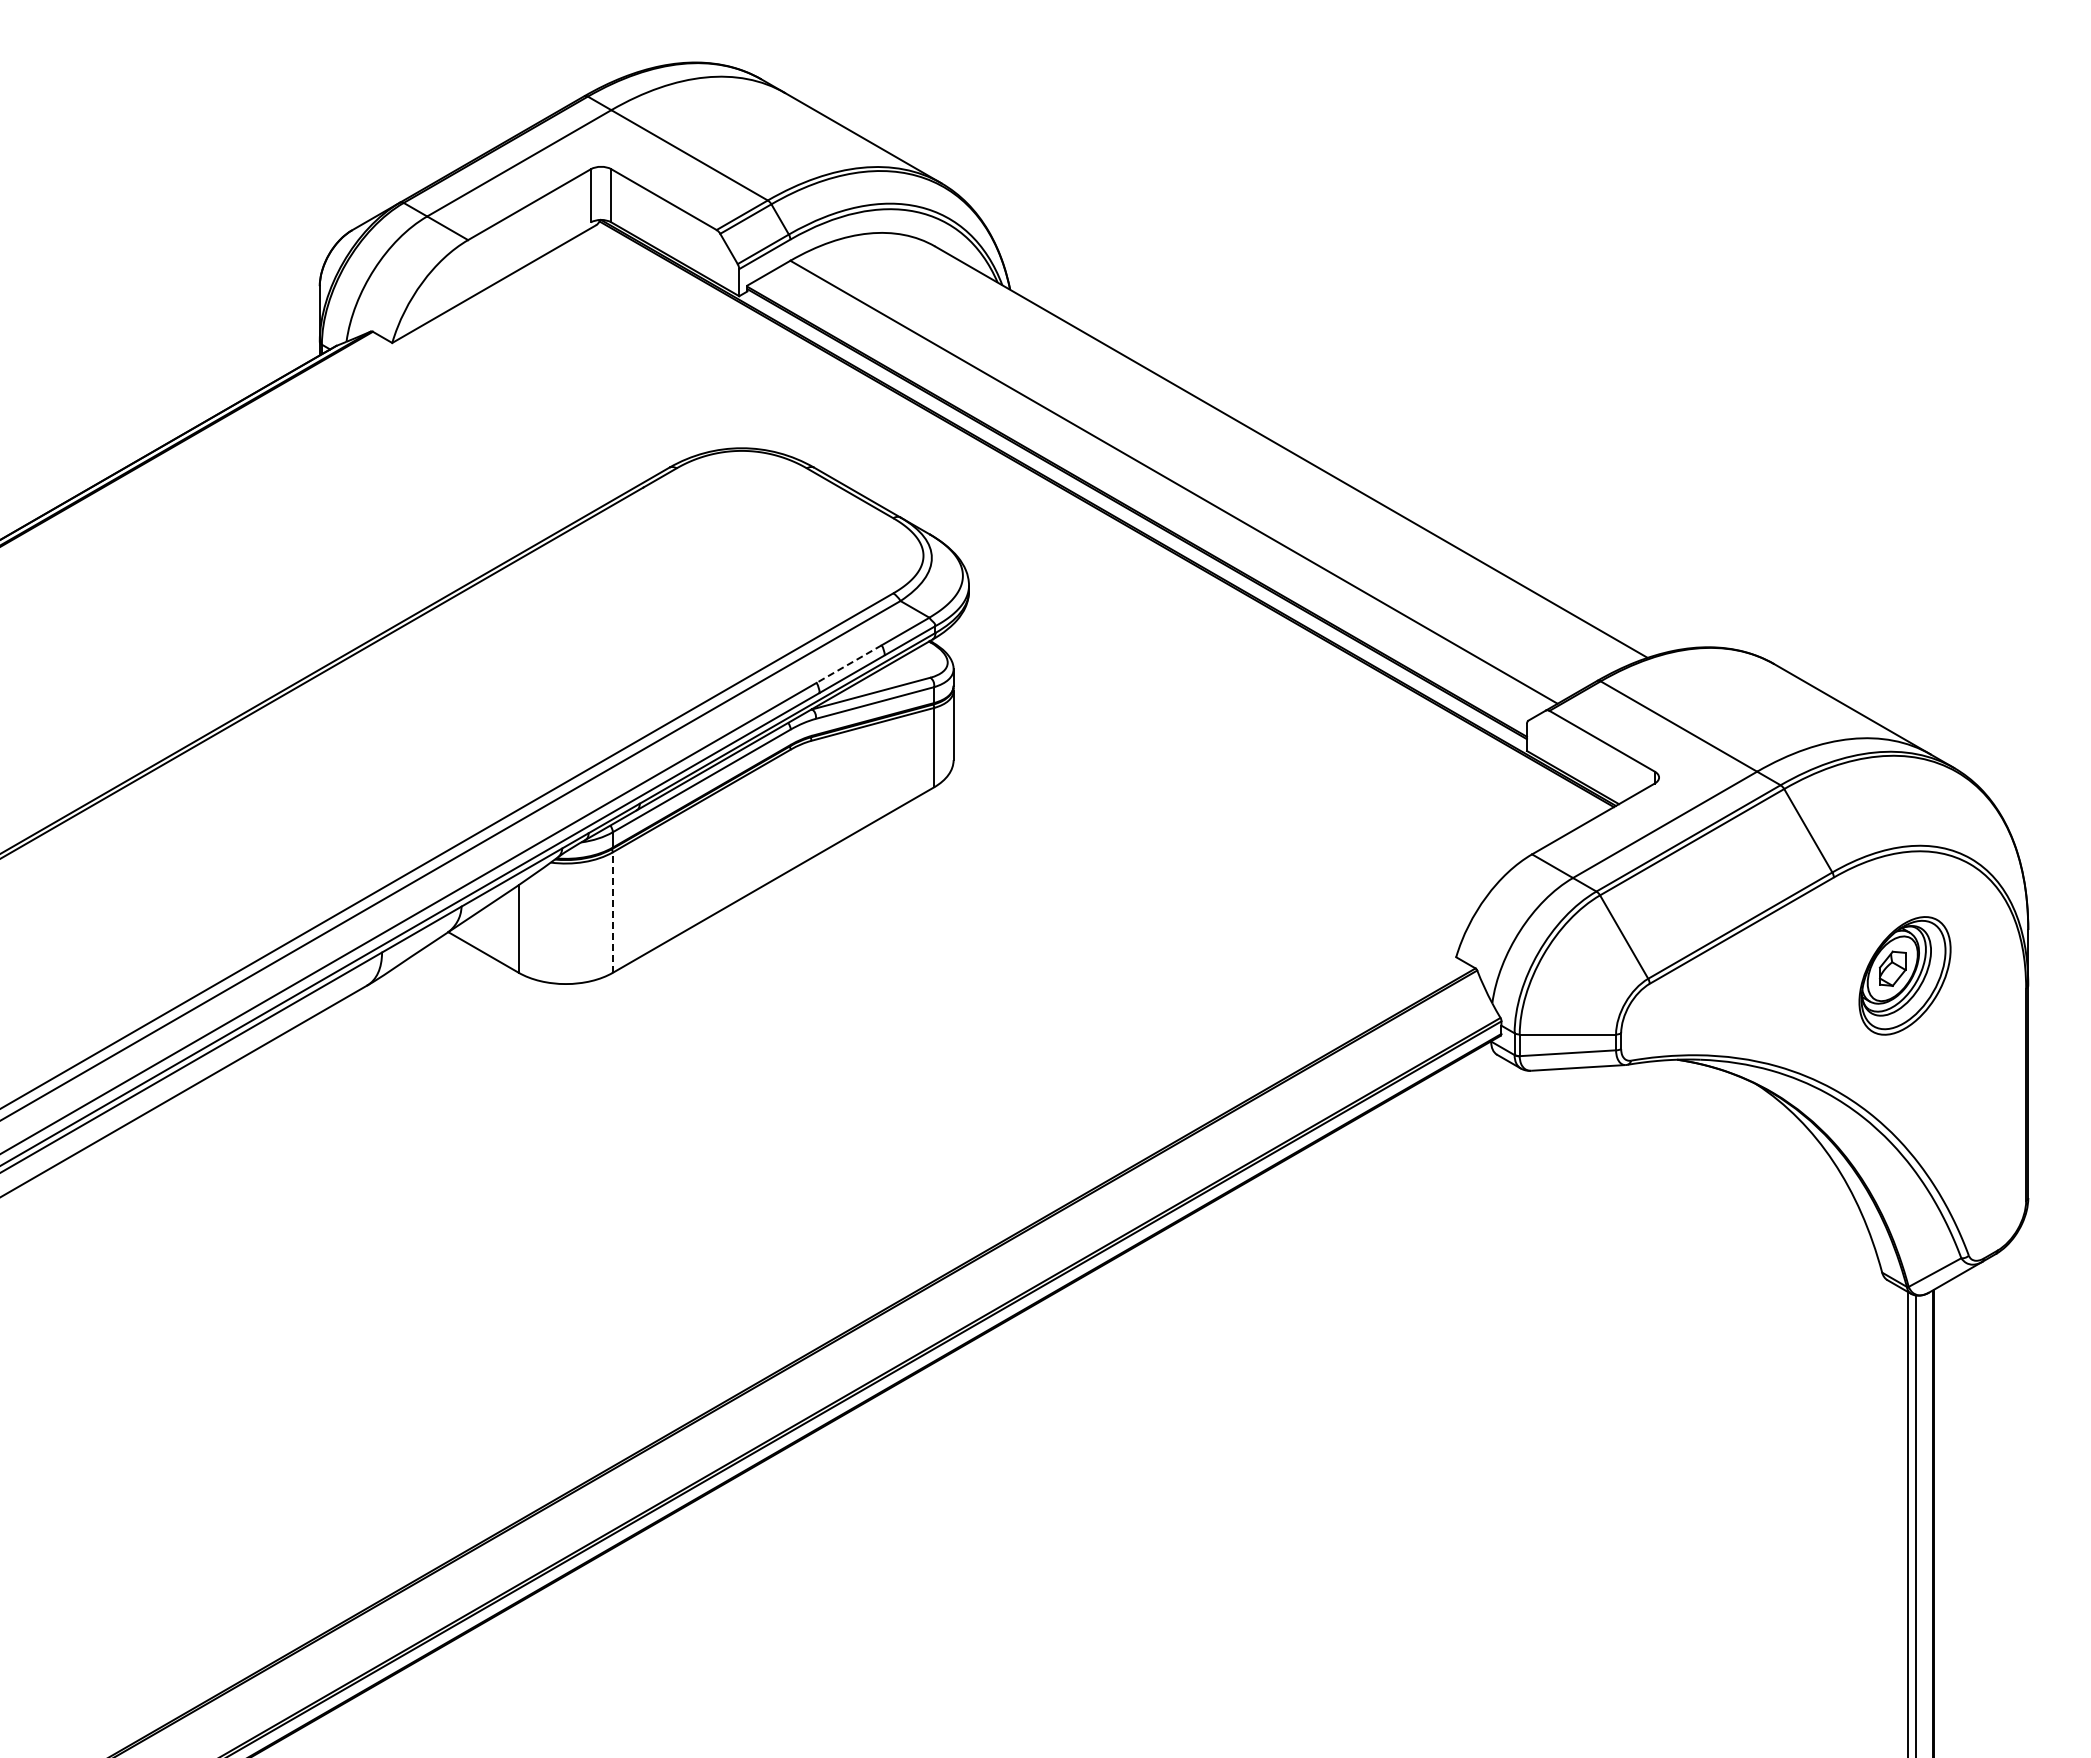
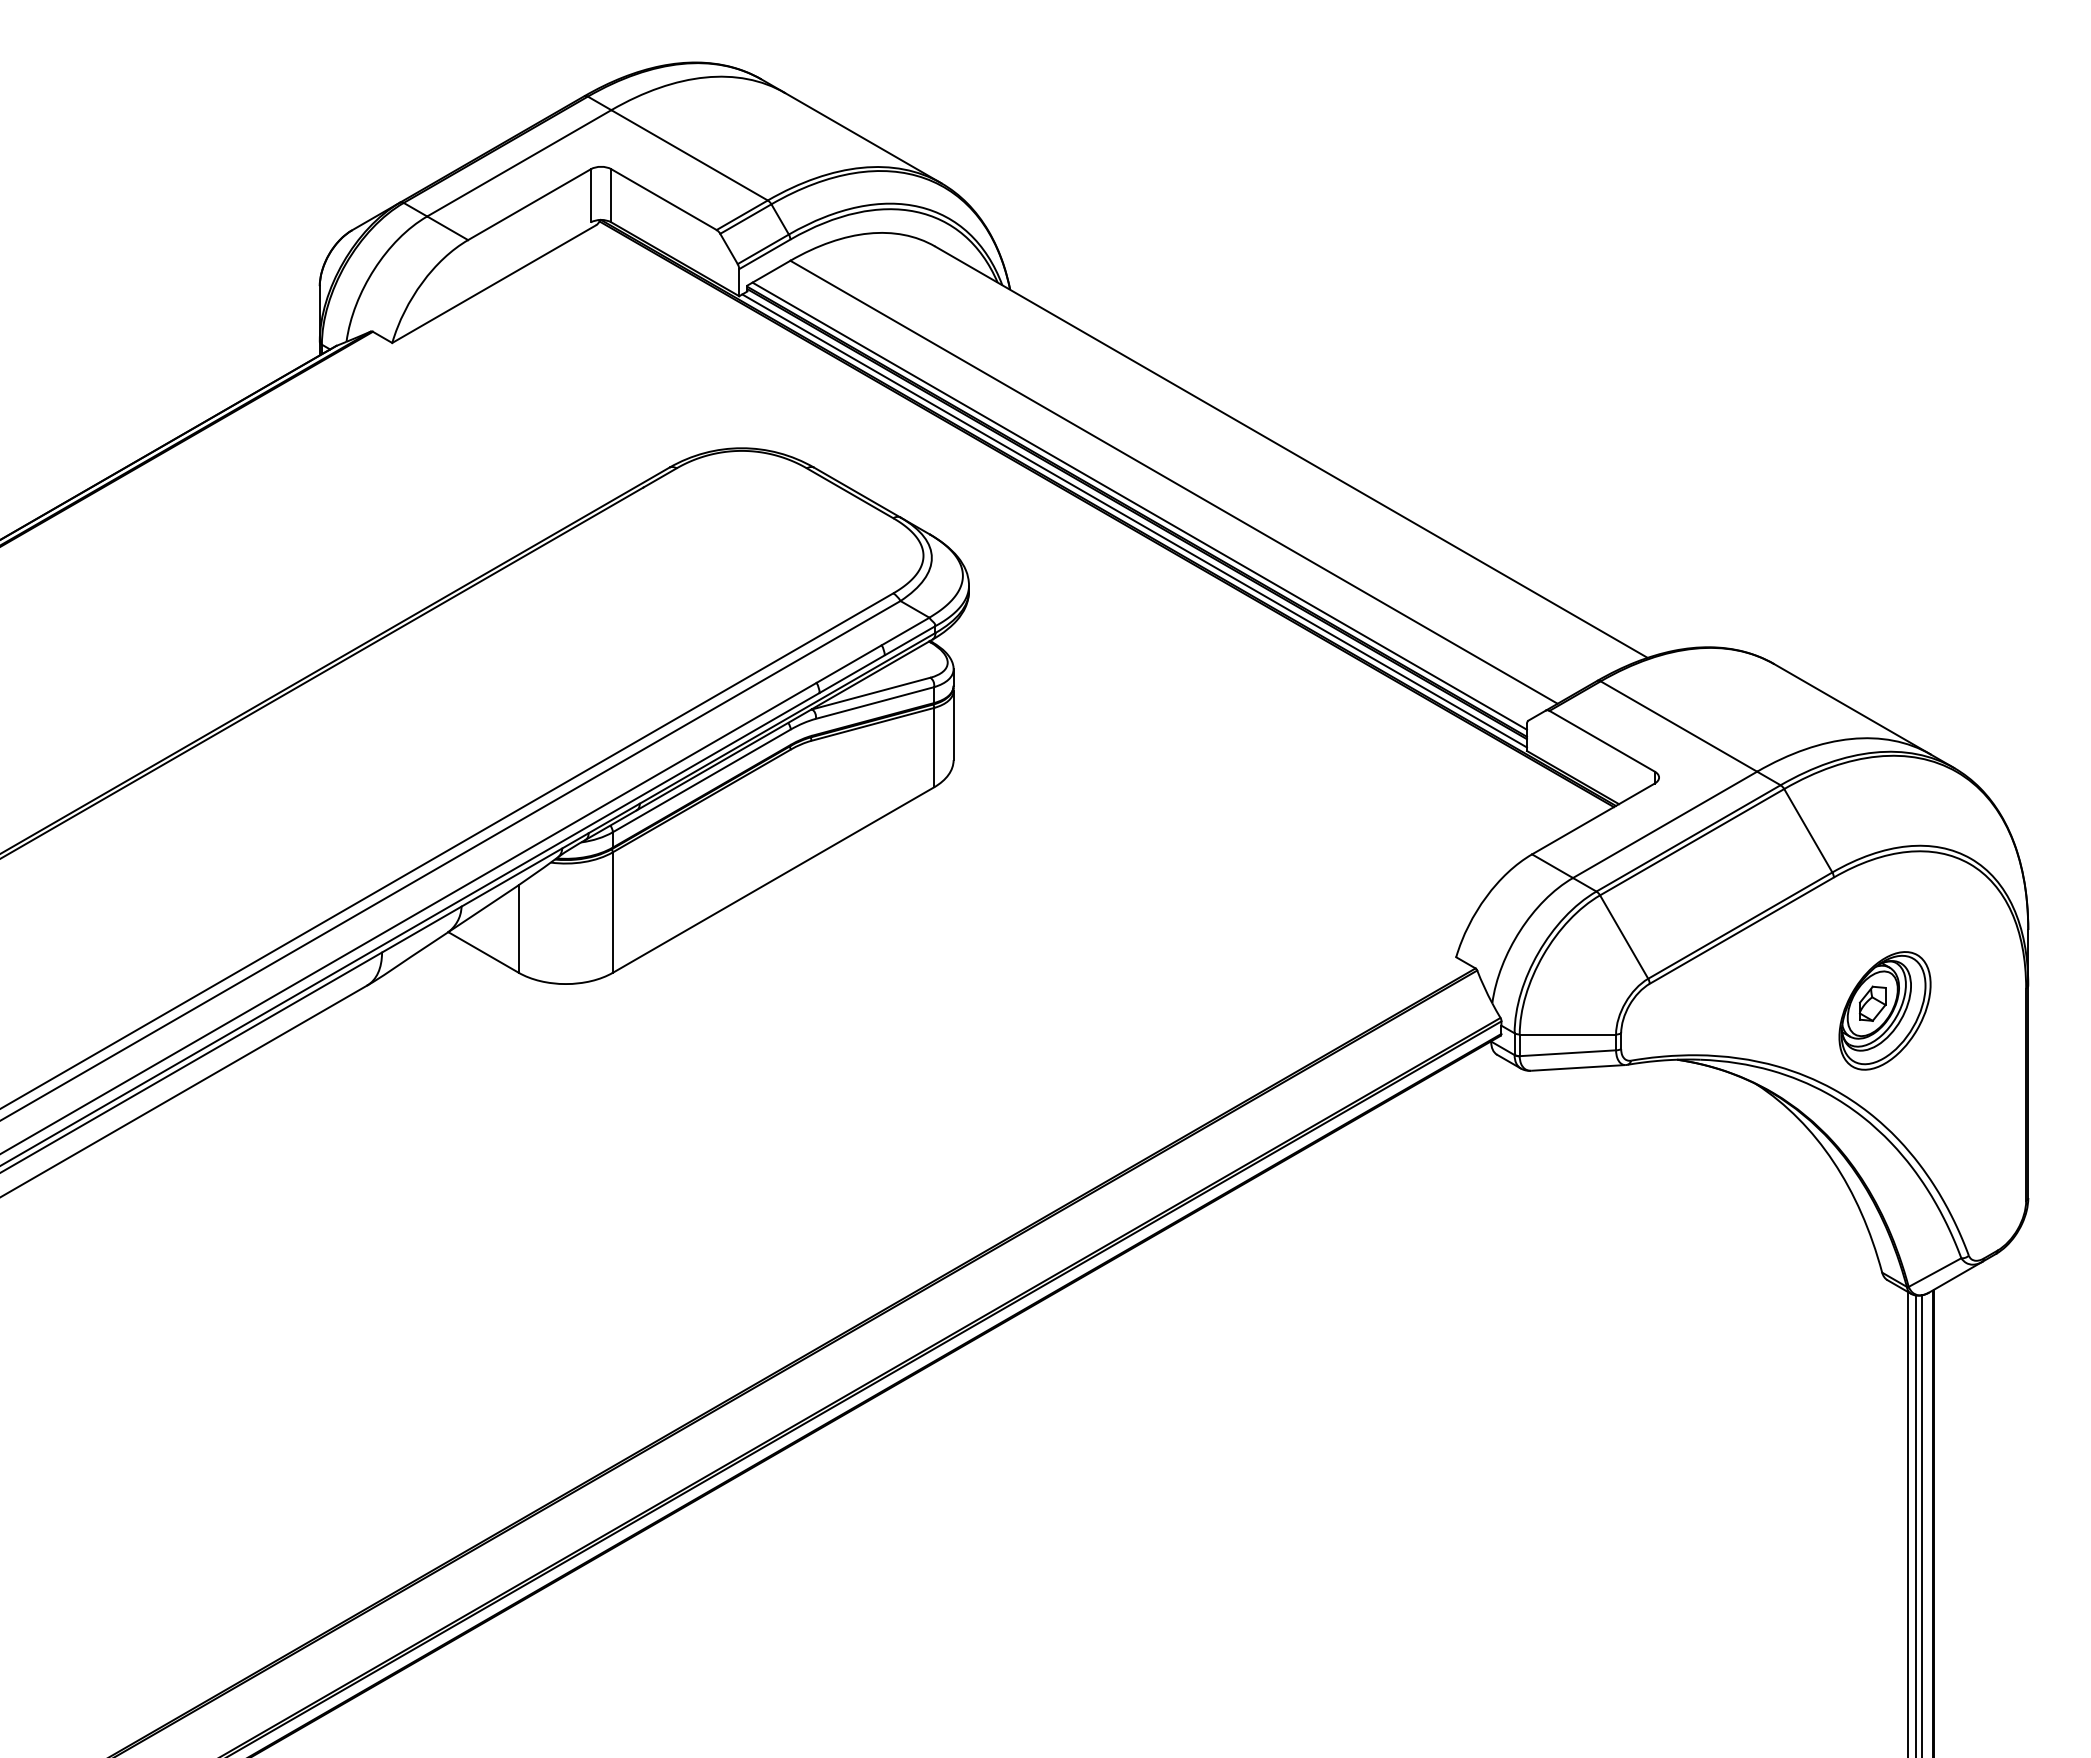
line: none -> present (1139, 505)
line: none -> present (1134, 520)
line: dashed -> solid (849, 664)
line: dashed -> solid (612, 912)
part position: (1904, 975) -> (1884, 1010) (1884, 1010)
line: none -> present (1921, 1524)
